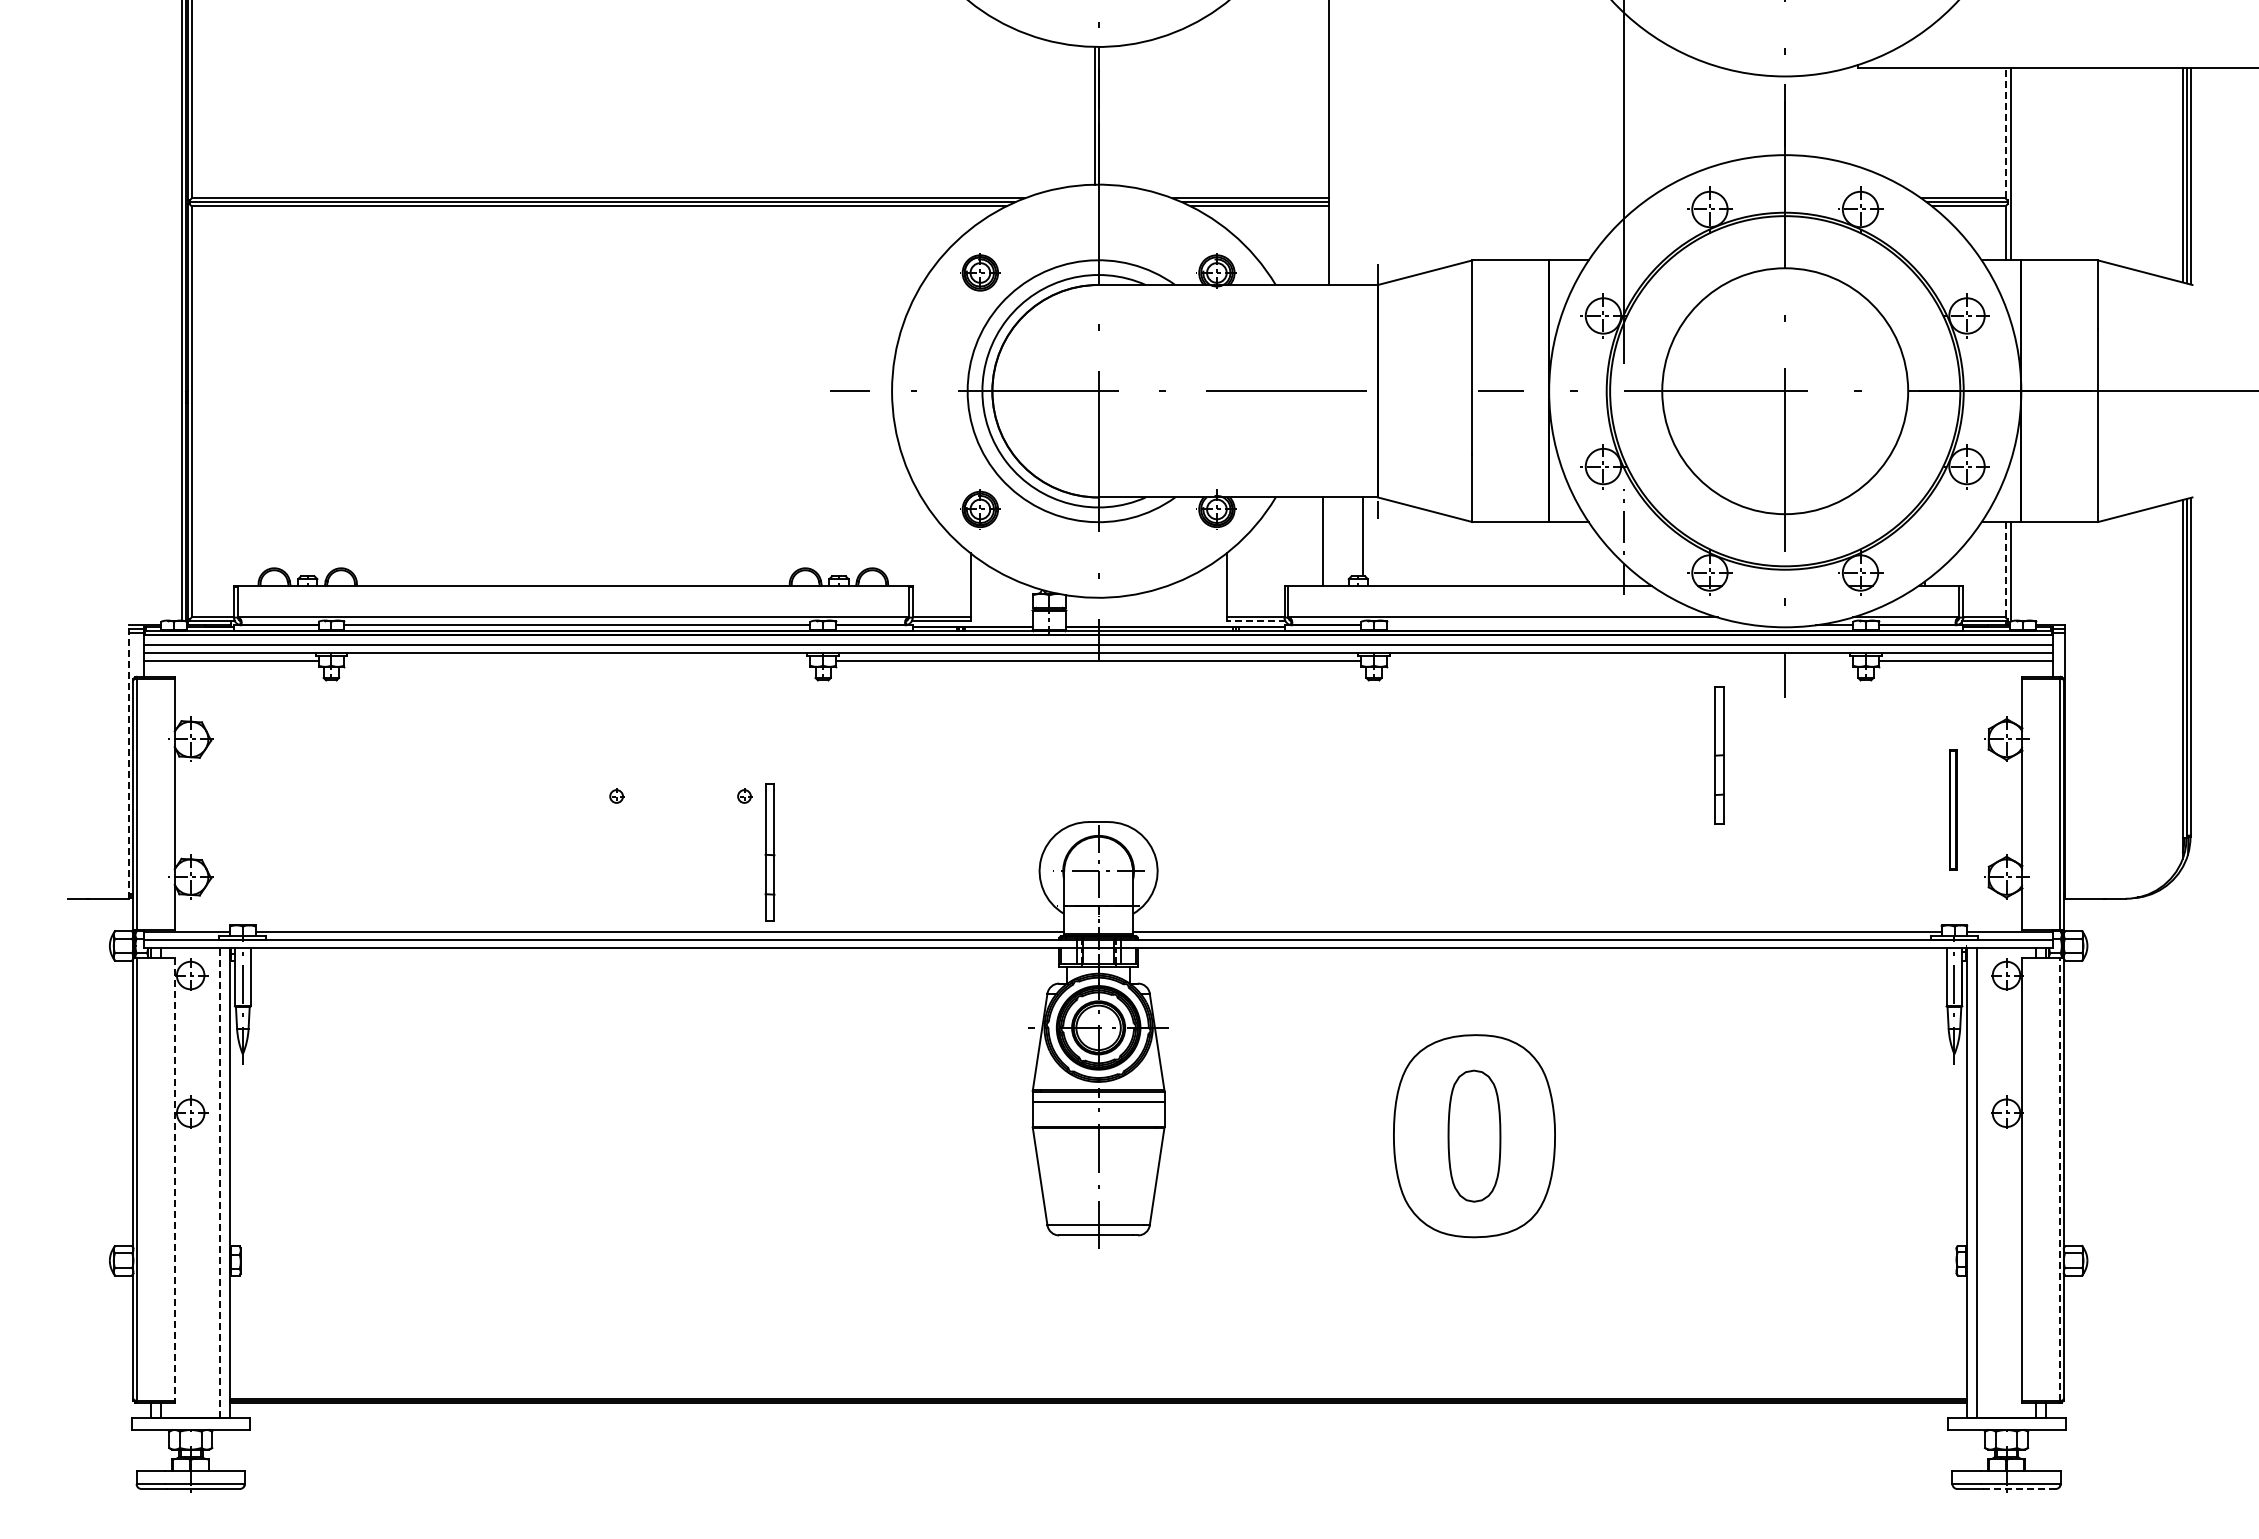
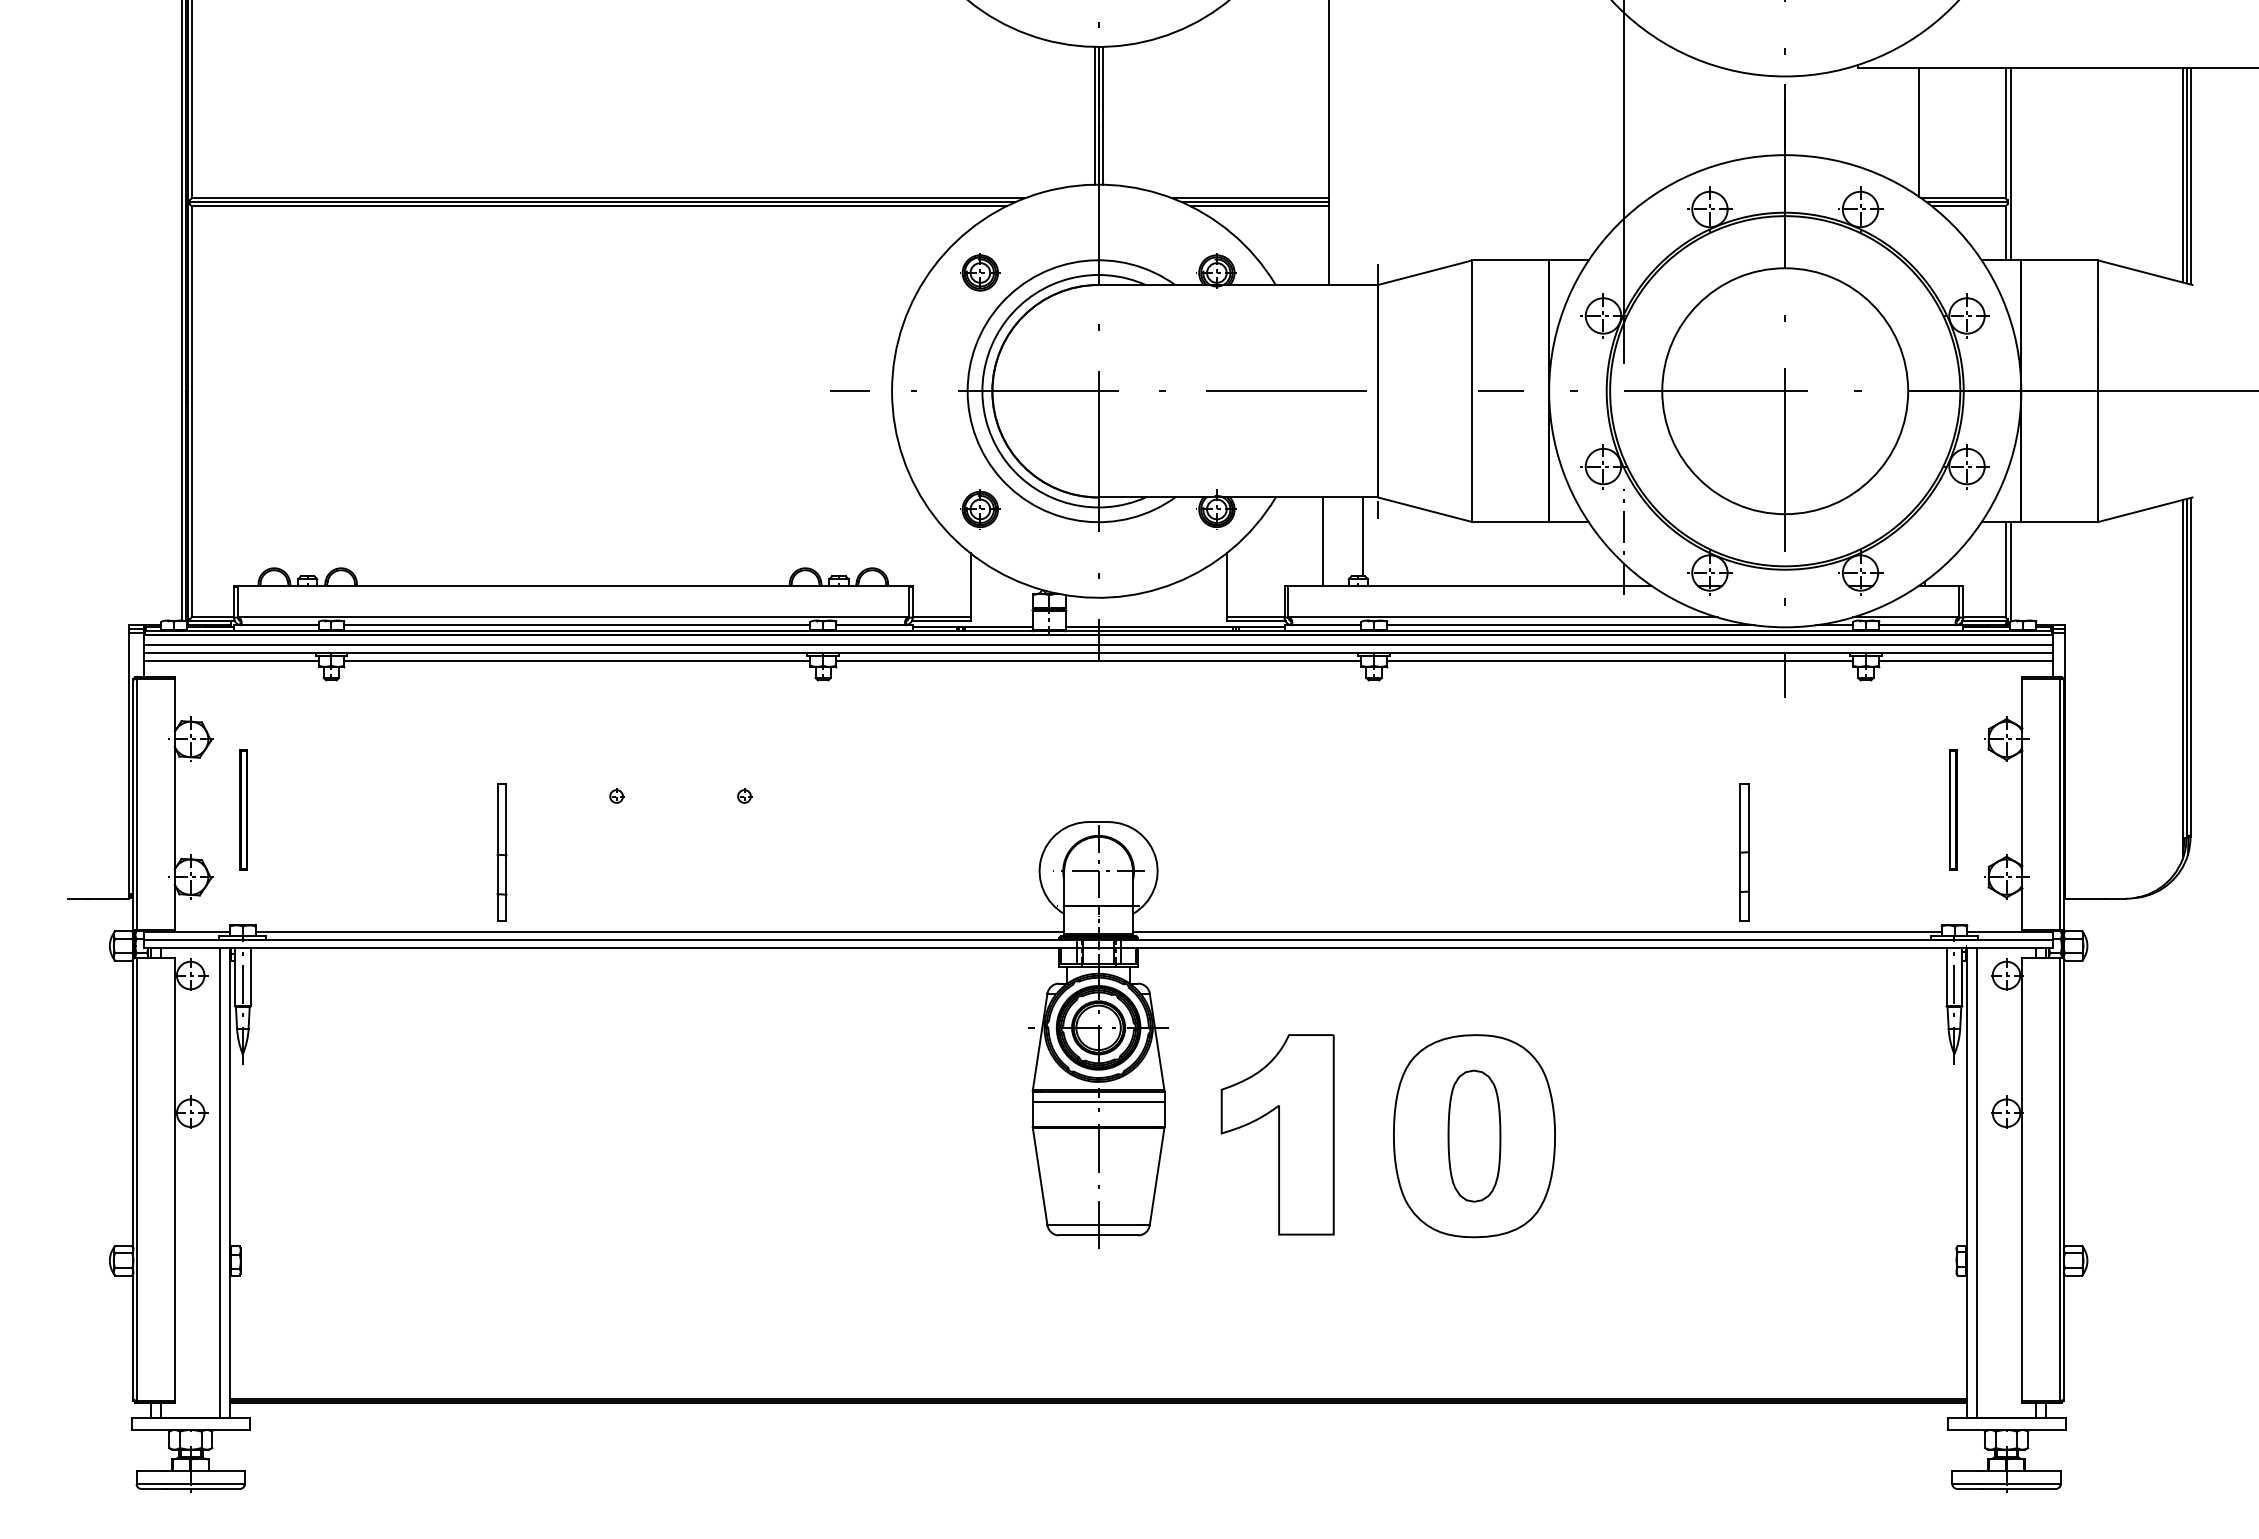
line: none -> present (1102, 115)
line: none -> present (1919, 132)
line: dashed -> solid (2005, 132)
line: dashed -> solid (2005, 569)
line: dashed -> solid (1256, 621)
line: none -> present (1570, 625)
line: none -> present (577, 660)
line: none -> present (1619, 660)
part position: (1719, 755) -> (1744, 852) (1744, 852)
line: dashed -> solid (128, 762)
part: none -> present (243, 809)
part position: (769, 852) -> (501, 852) (501, 852)
part: none -> present (1277, 1134)
line: dashed -> solid (2059, 1178)
line: dashed -> solid (174, 1179)
line: dashed -> solid (220, 1182)
line: dashed -> solid (2019, 1489)
